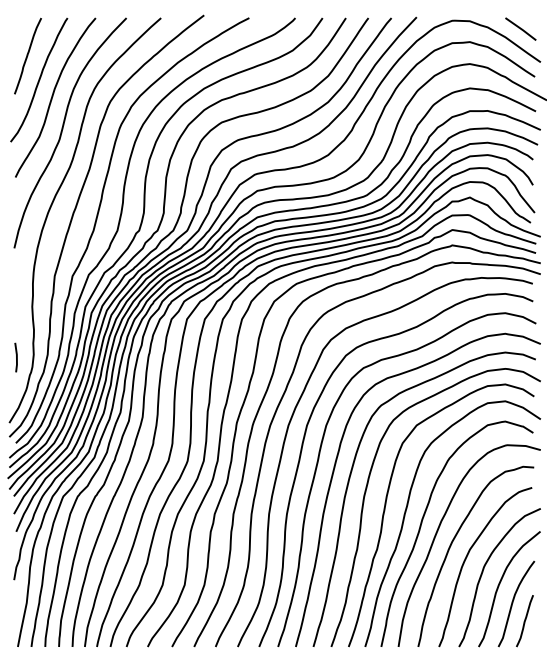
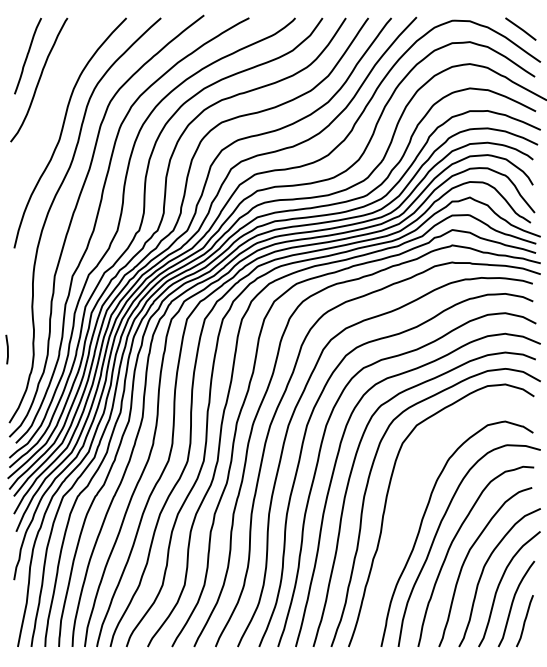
curve: present -> none (53, 96)
line position: (16, 357) -> (7, 349) (7, 349)
curve: present -> none (406, 512)
